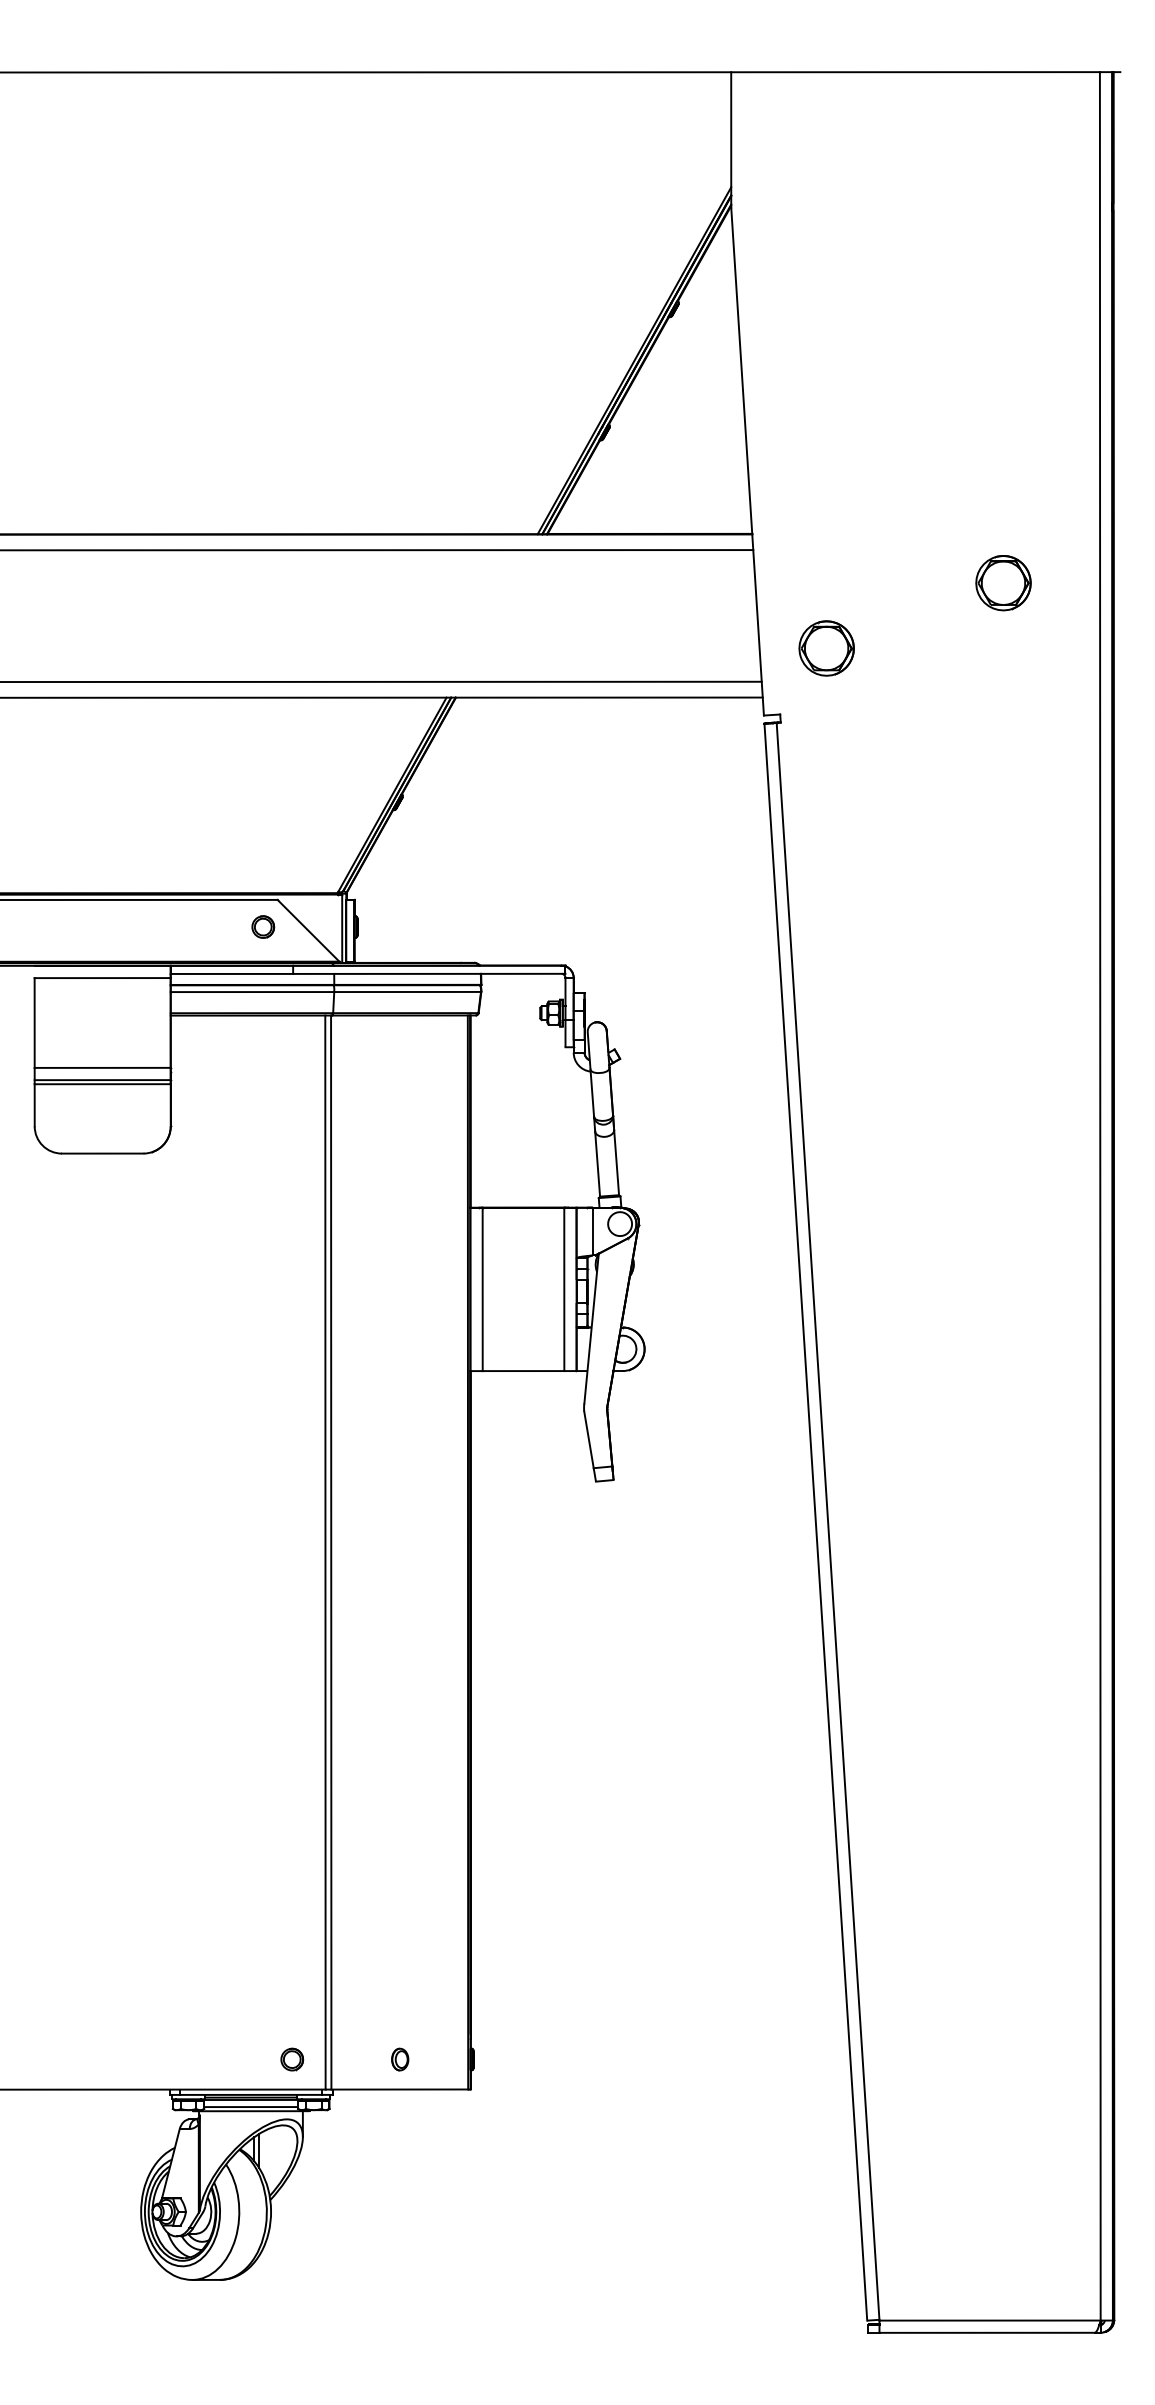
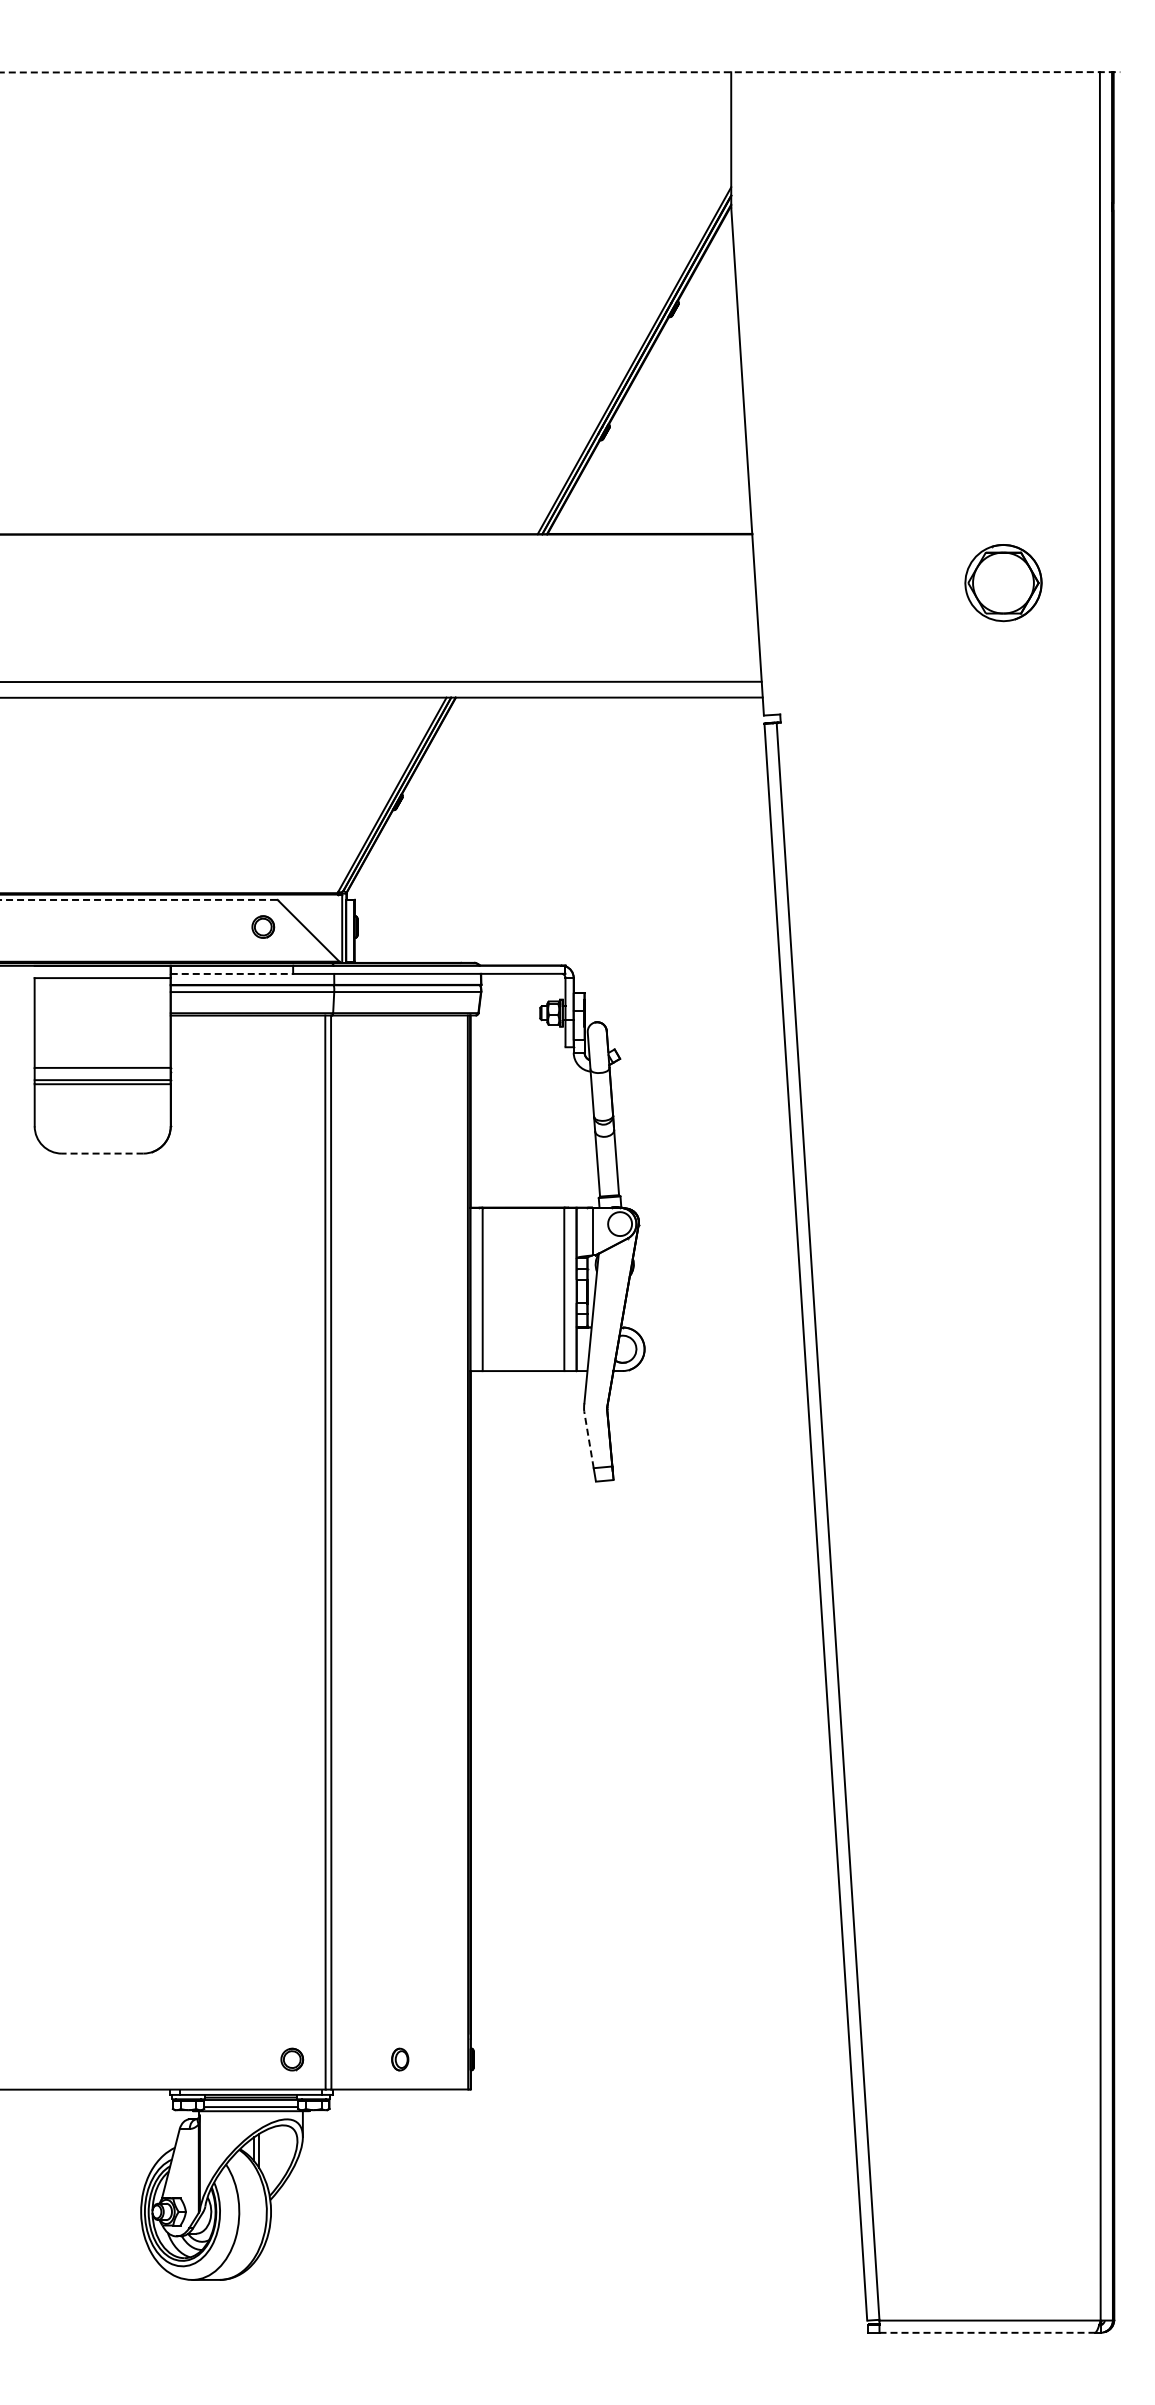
line: solid -> dashed (560, 72)
line: present -> none (377, 550)
part size: 57x57 px -> 79x79 px (1003, 583)
part: present -> none (826, 648)
line: solid -> dashed (139, 899)
line: solid -> dashed (232, 973)
line: solid -> dashed (102, 1153)
line: solid -> dashed (588, 1439)
line: solid -> dashed (987, 2332)
